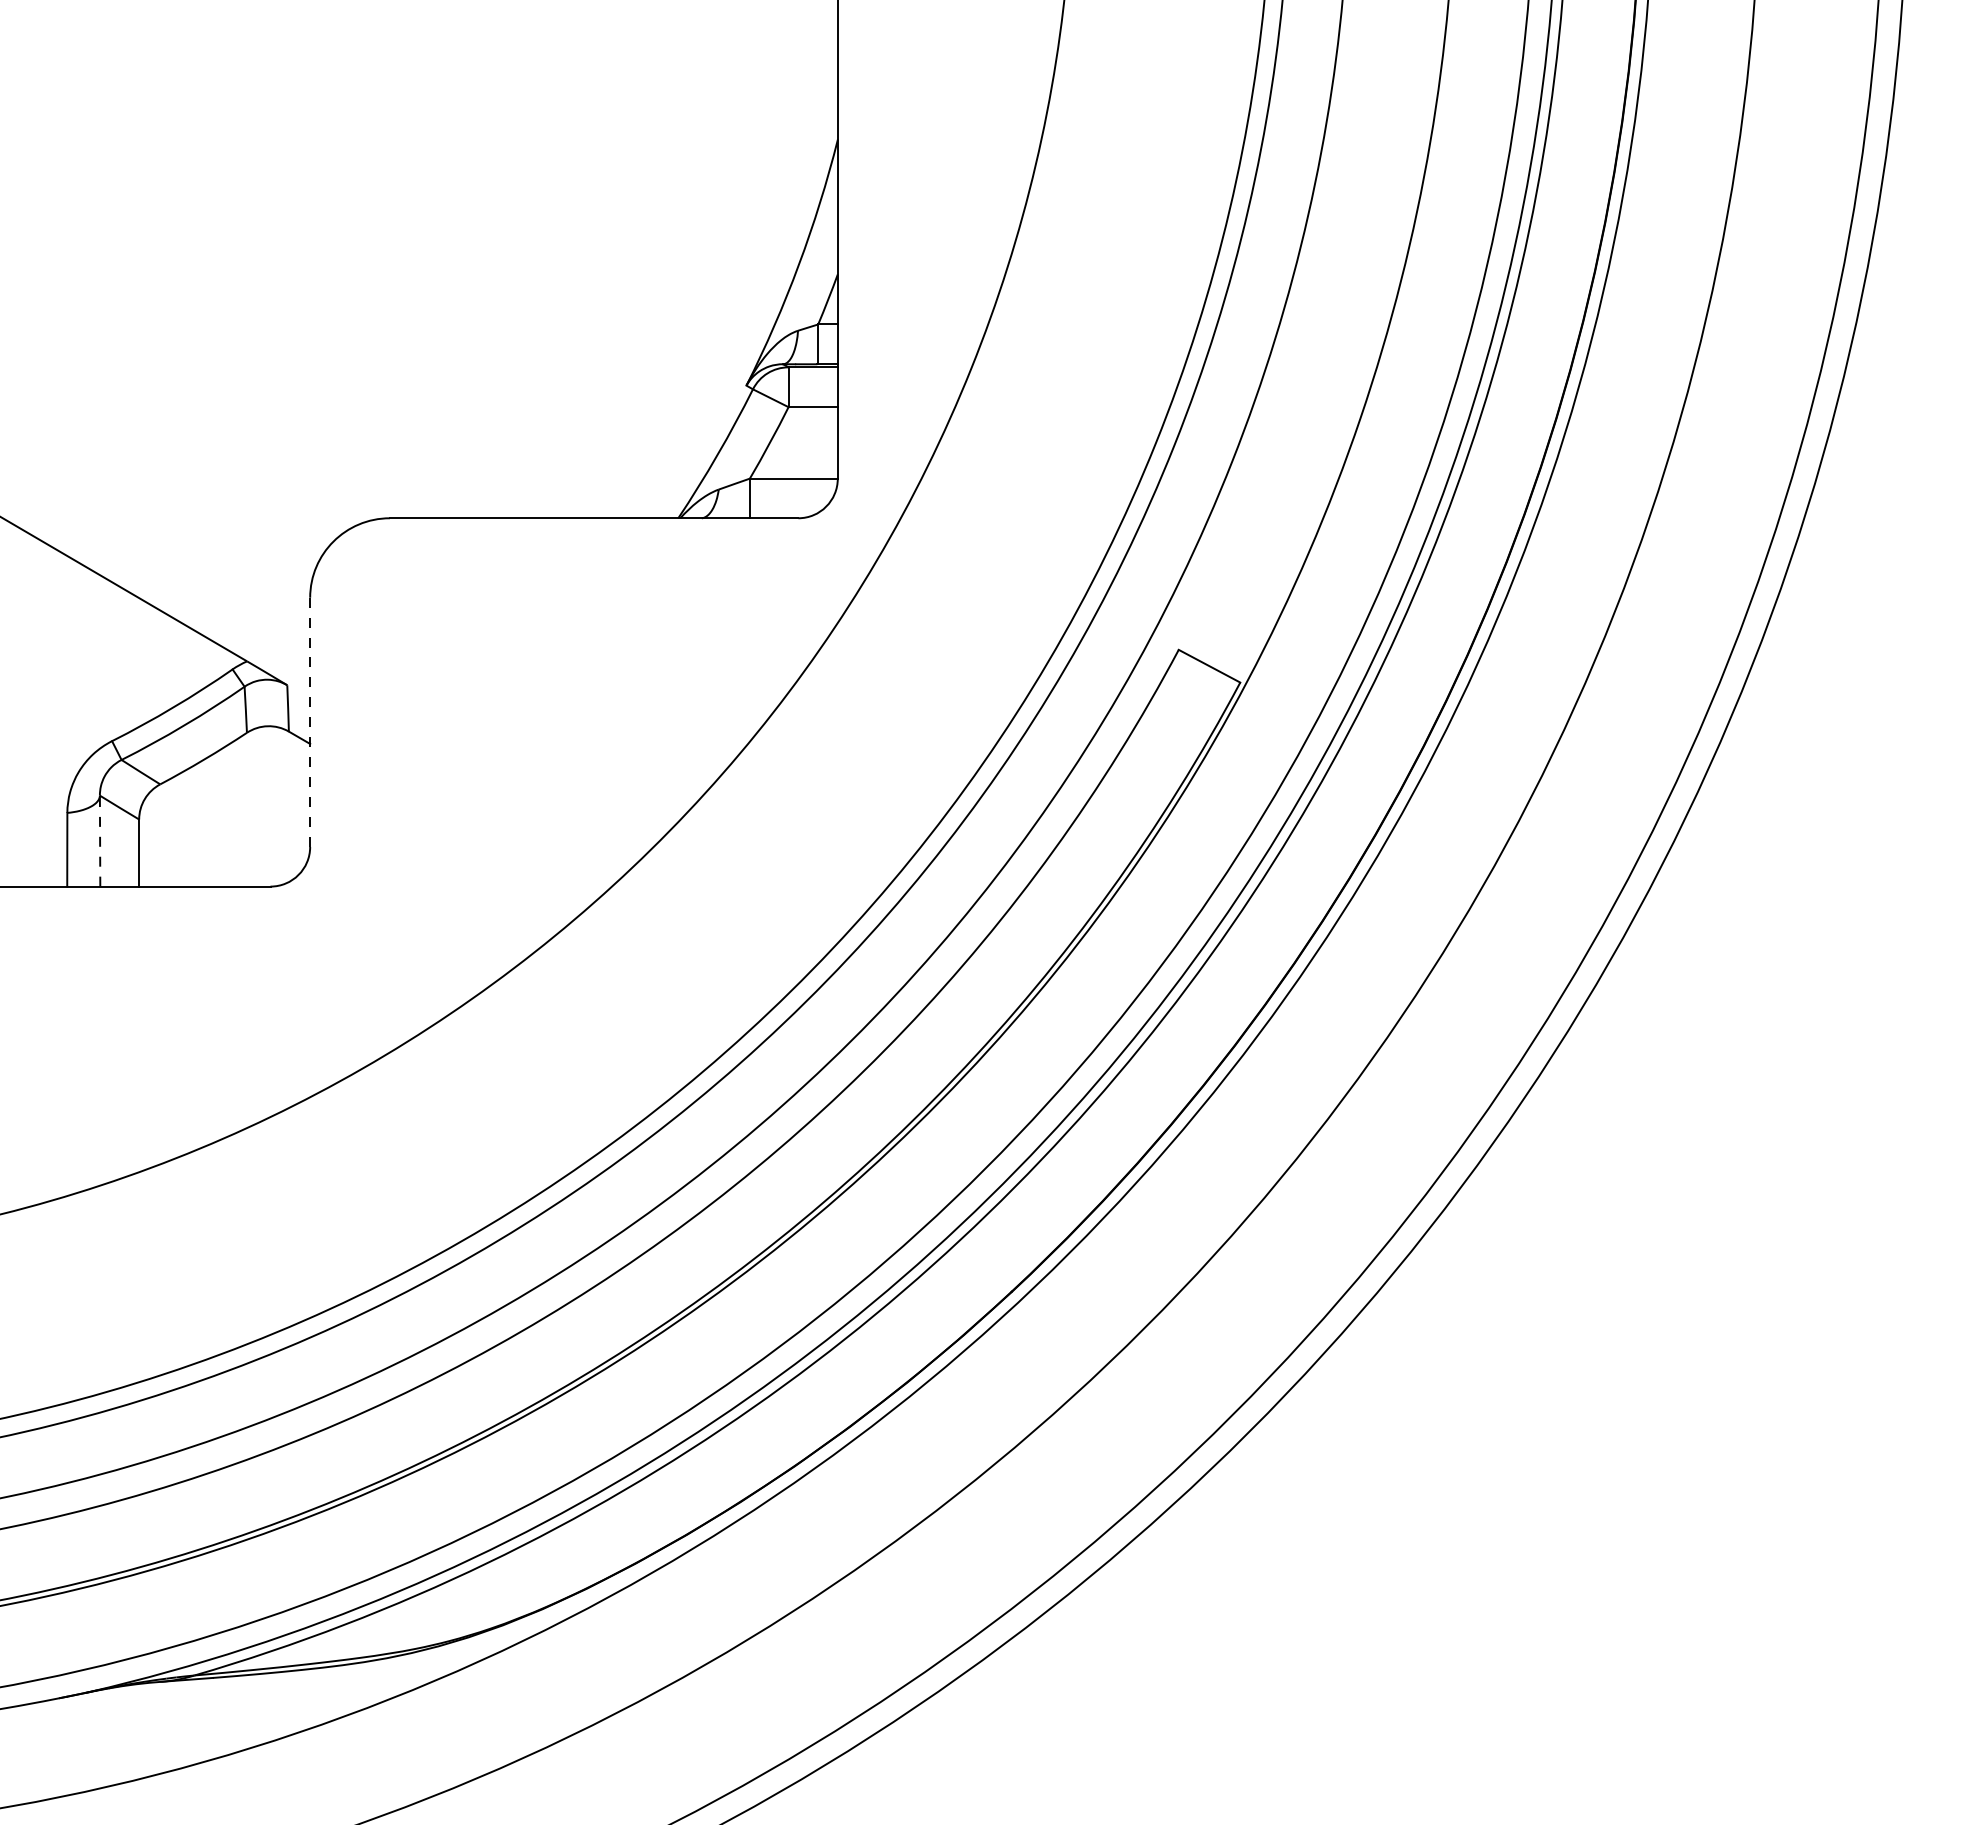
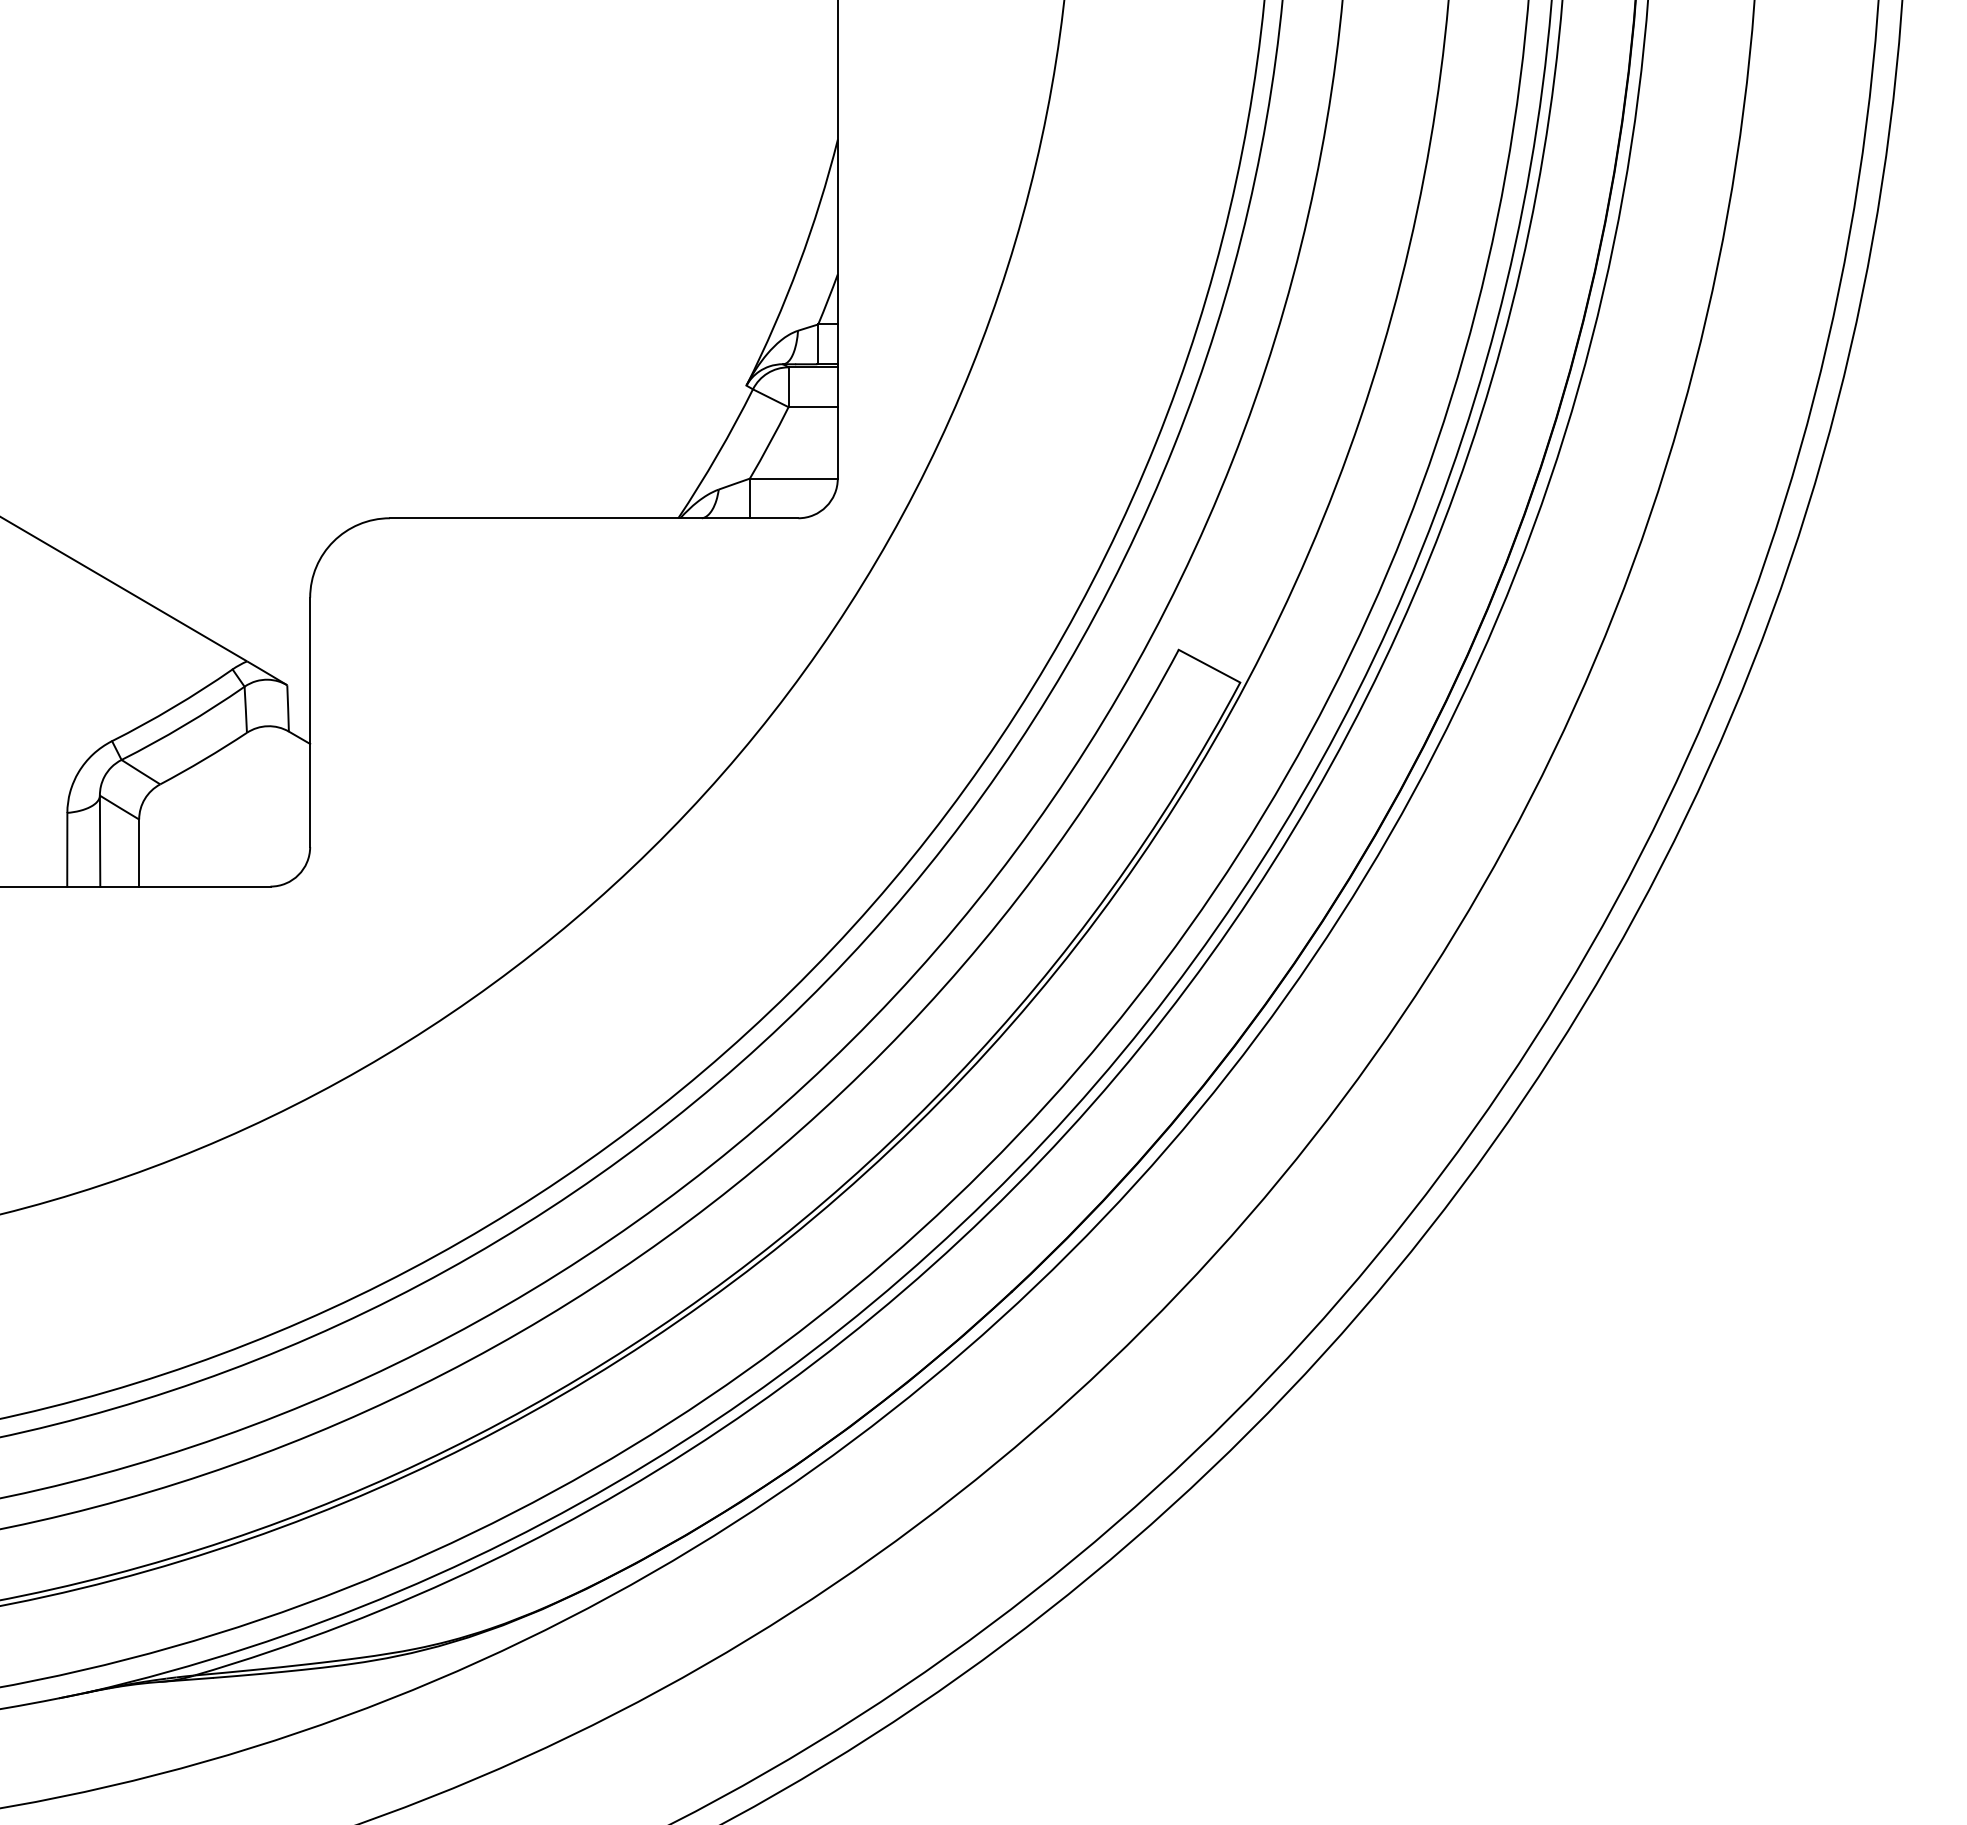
line: dashed -> solid (310, 722)
line: dashed -> solid (100, 840)
